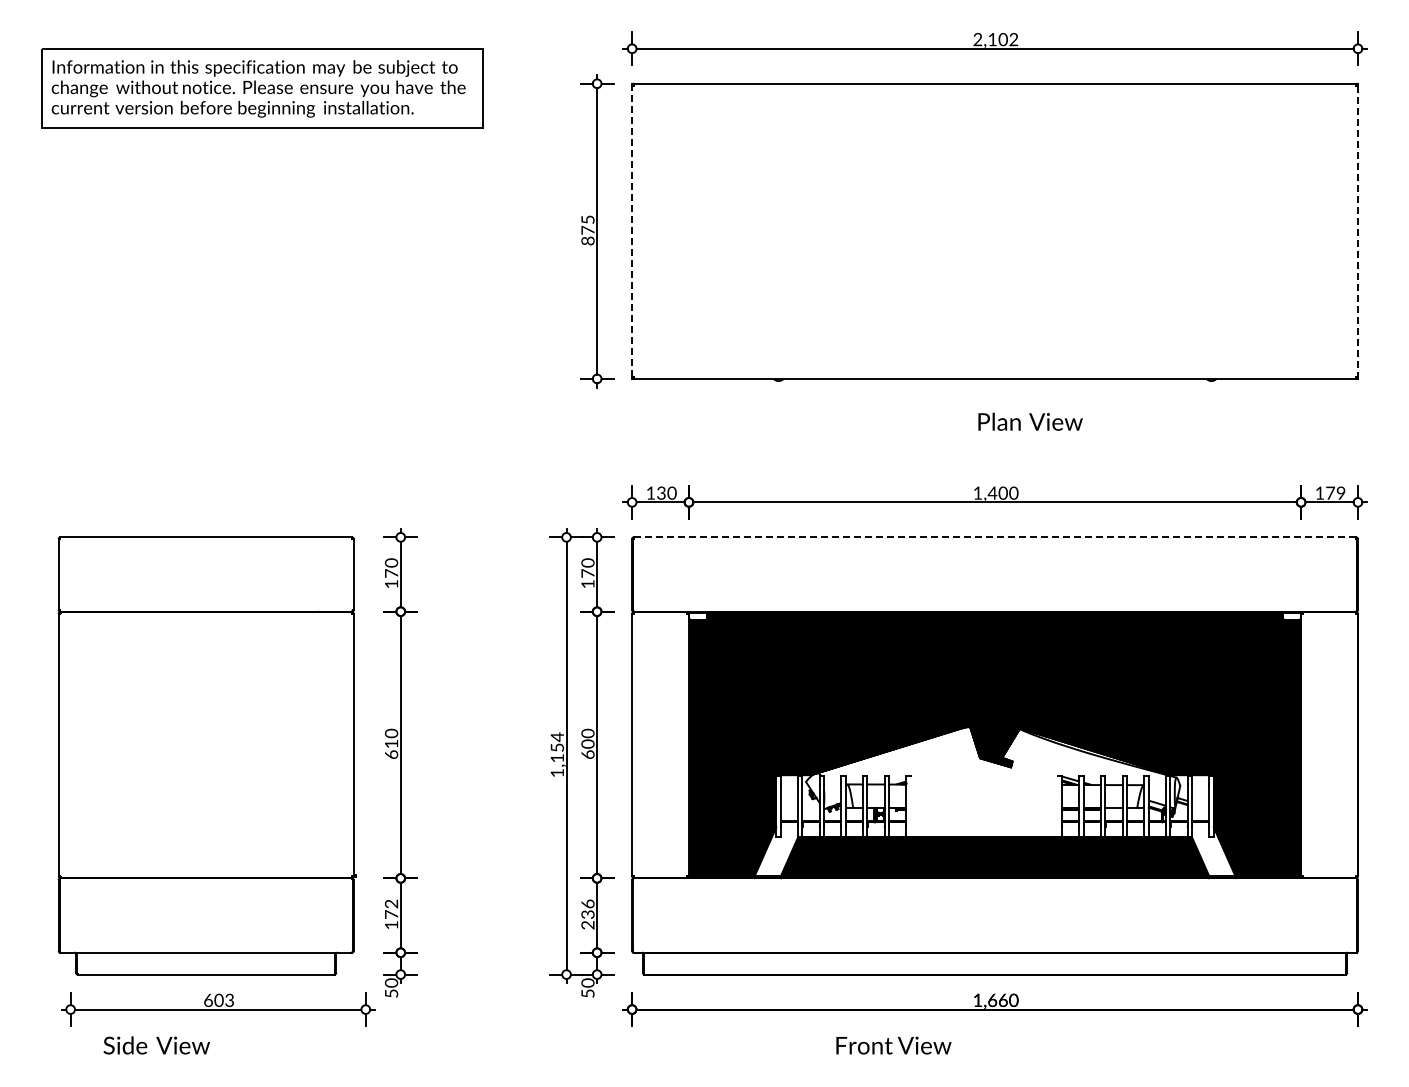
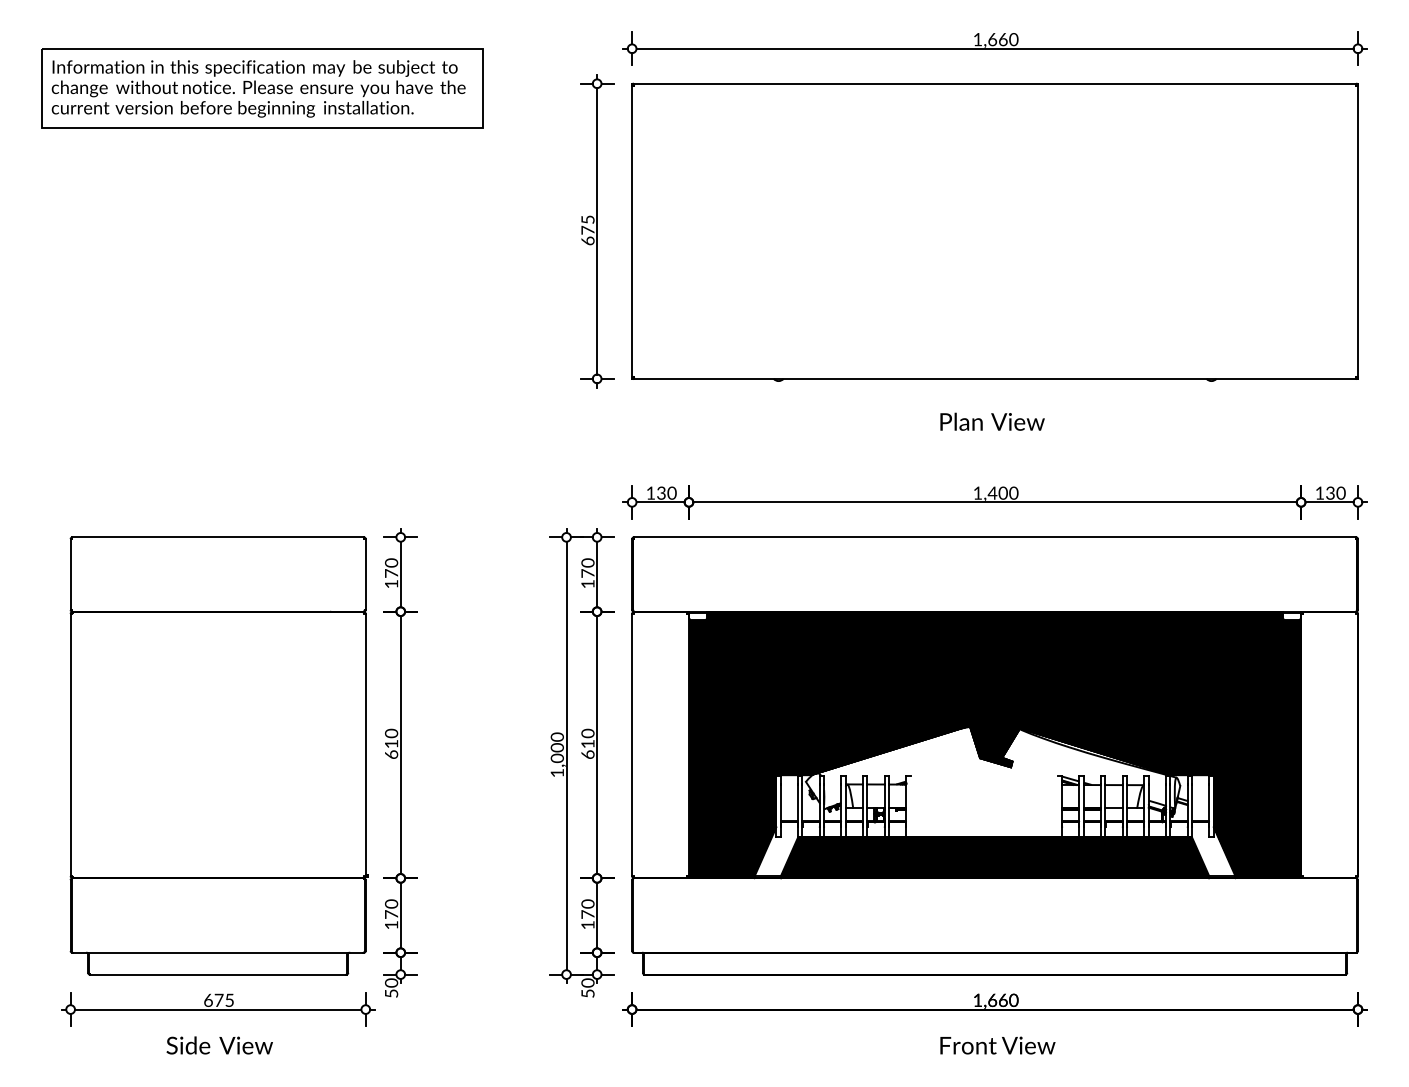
text: 2,102 -> 1,660 (995, 39)
line: dashed -> solid (632, 231)
line: dashed -> solid (1357, 231)
text: 875 -> 675 (587, 240)
text position: (1030, 421) -> (992, 421) (992, 421)
text: 179 -> 130 (1335, 492)
line: dashed -> solid (995, 537)
text: 600 -> 610 (587, 743)
text: 1,154 -> 1,000 (556, 747)
part position: (206, 755) -> (218, 755) (218, 755)
text: 172 -> 170 (391, 903)
text: 236 -> 170 (587, 914)
text: 603 -> 675 (223, 999)
text position: (156, 1045) -> (219, 1045) (219, 1045)
text position: (893, 1045) -> (997, 1045) (997, 1045)
